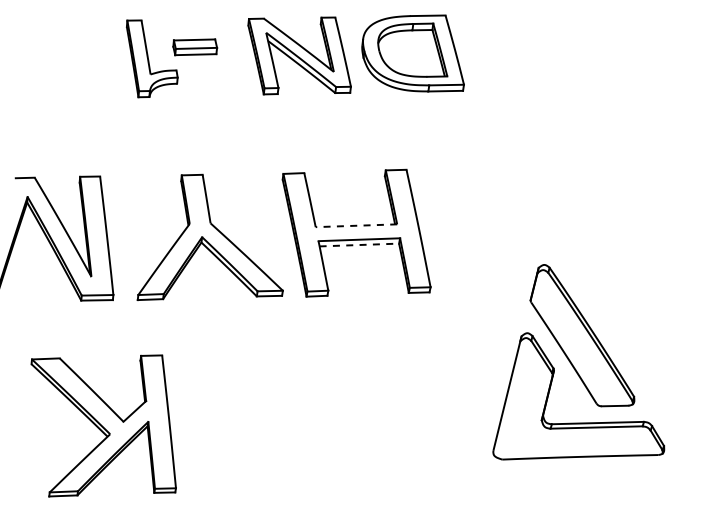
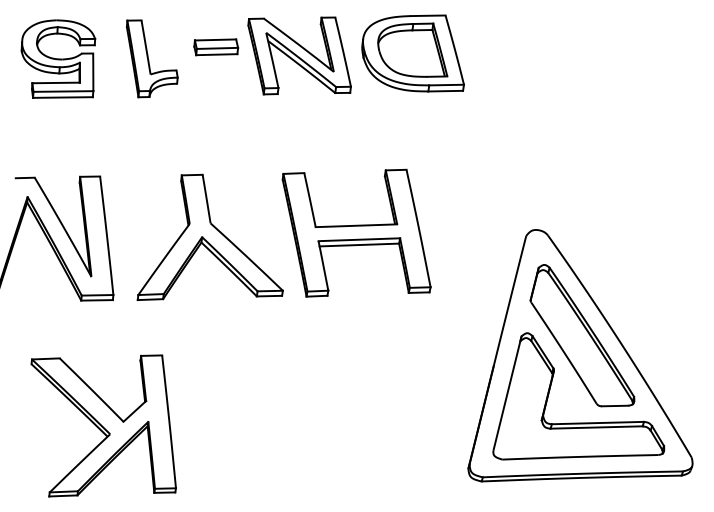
part position: (195, 47) -> (216, 47) (216, 47)
part: none -> present (58, 58)
line: dashed -> solid (356, 225)
line: dashed -> solid (359, 245)
part: none -> present (580, 355)
